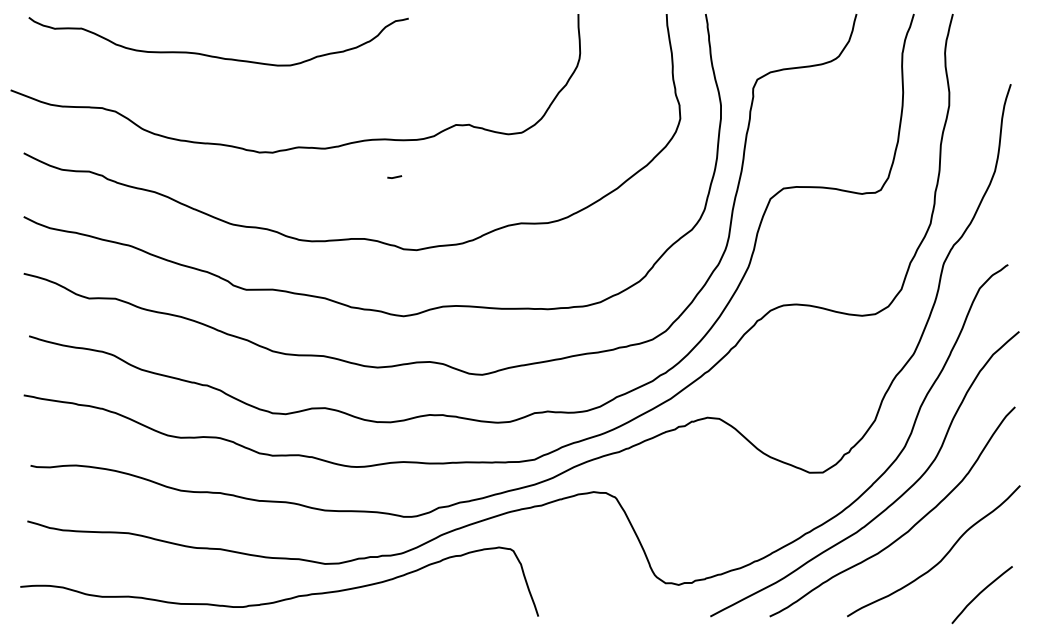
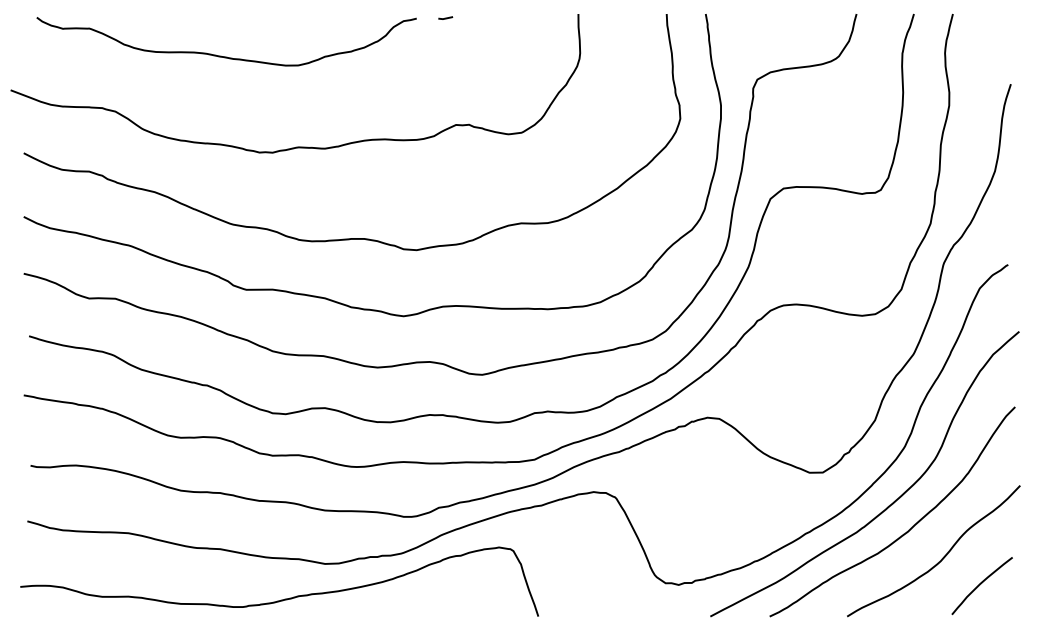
curve position: (213, 55) -> (221, 55) (221, 55)
line position: (394, 176) -> (445, 17) (445, 17)
curve position: (980, 594) -> (980, 585) (980, 585)
